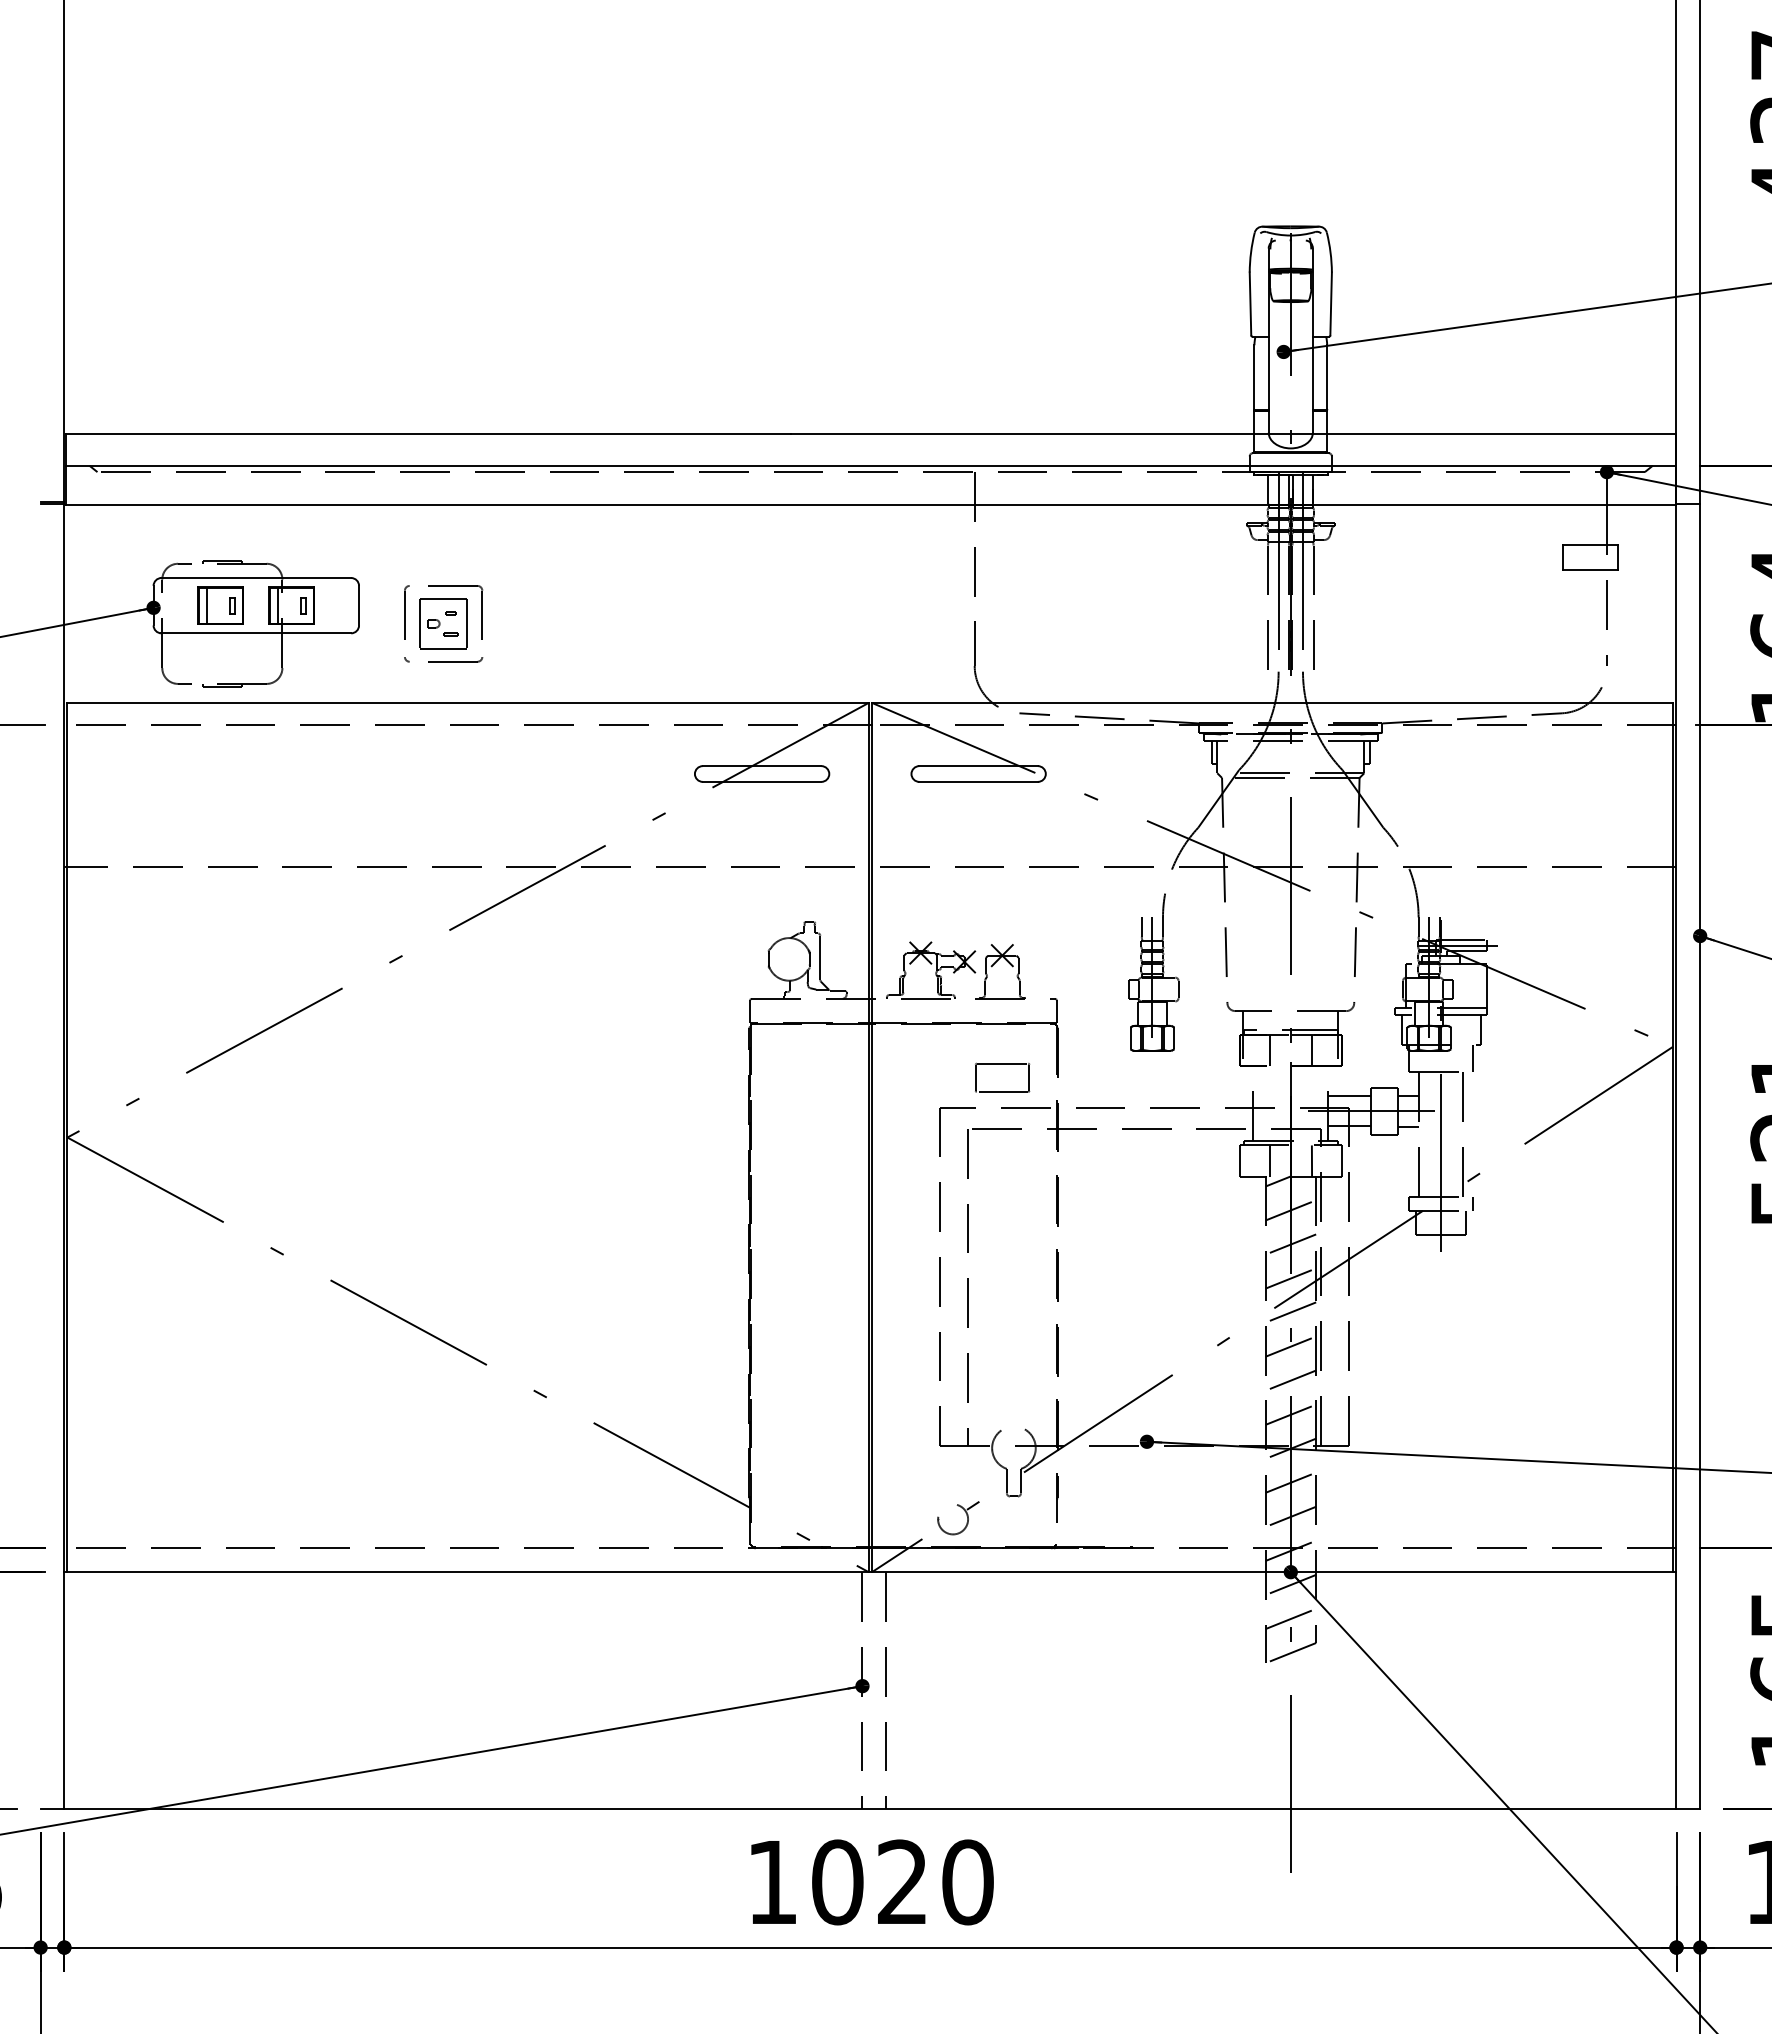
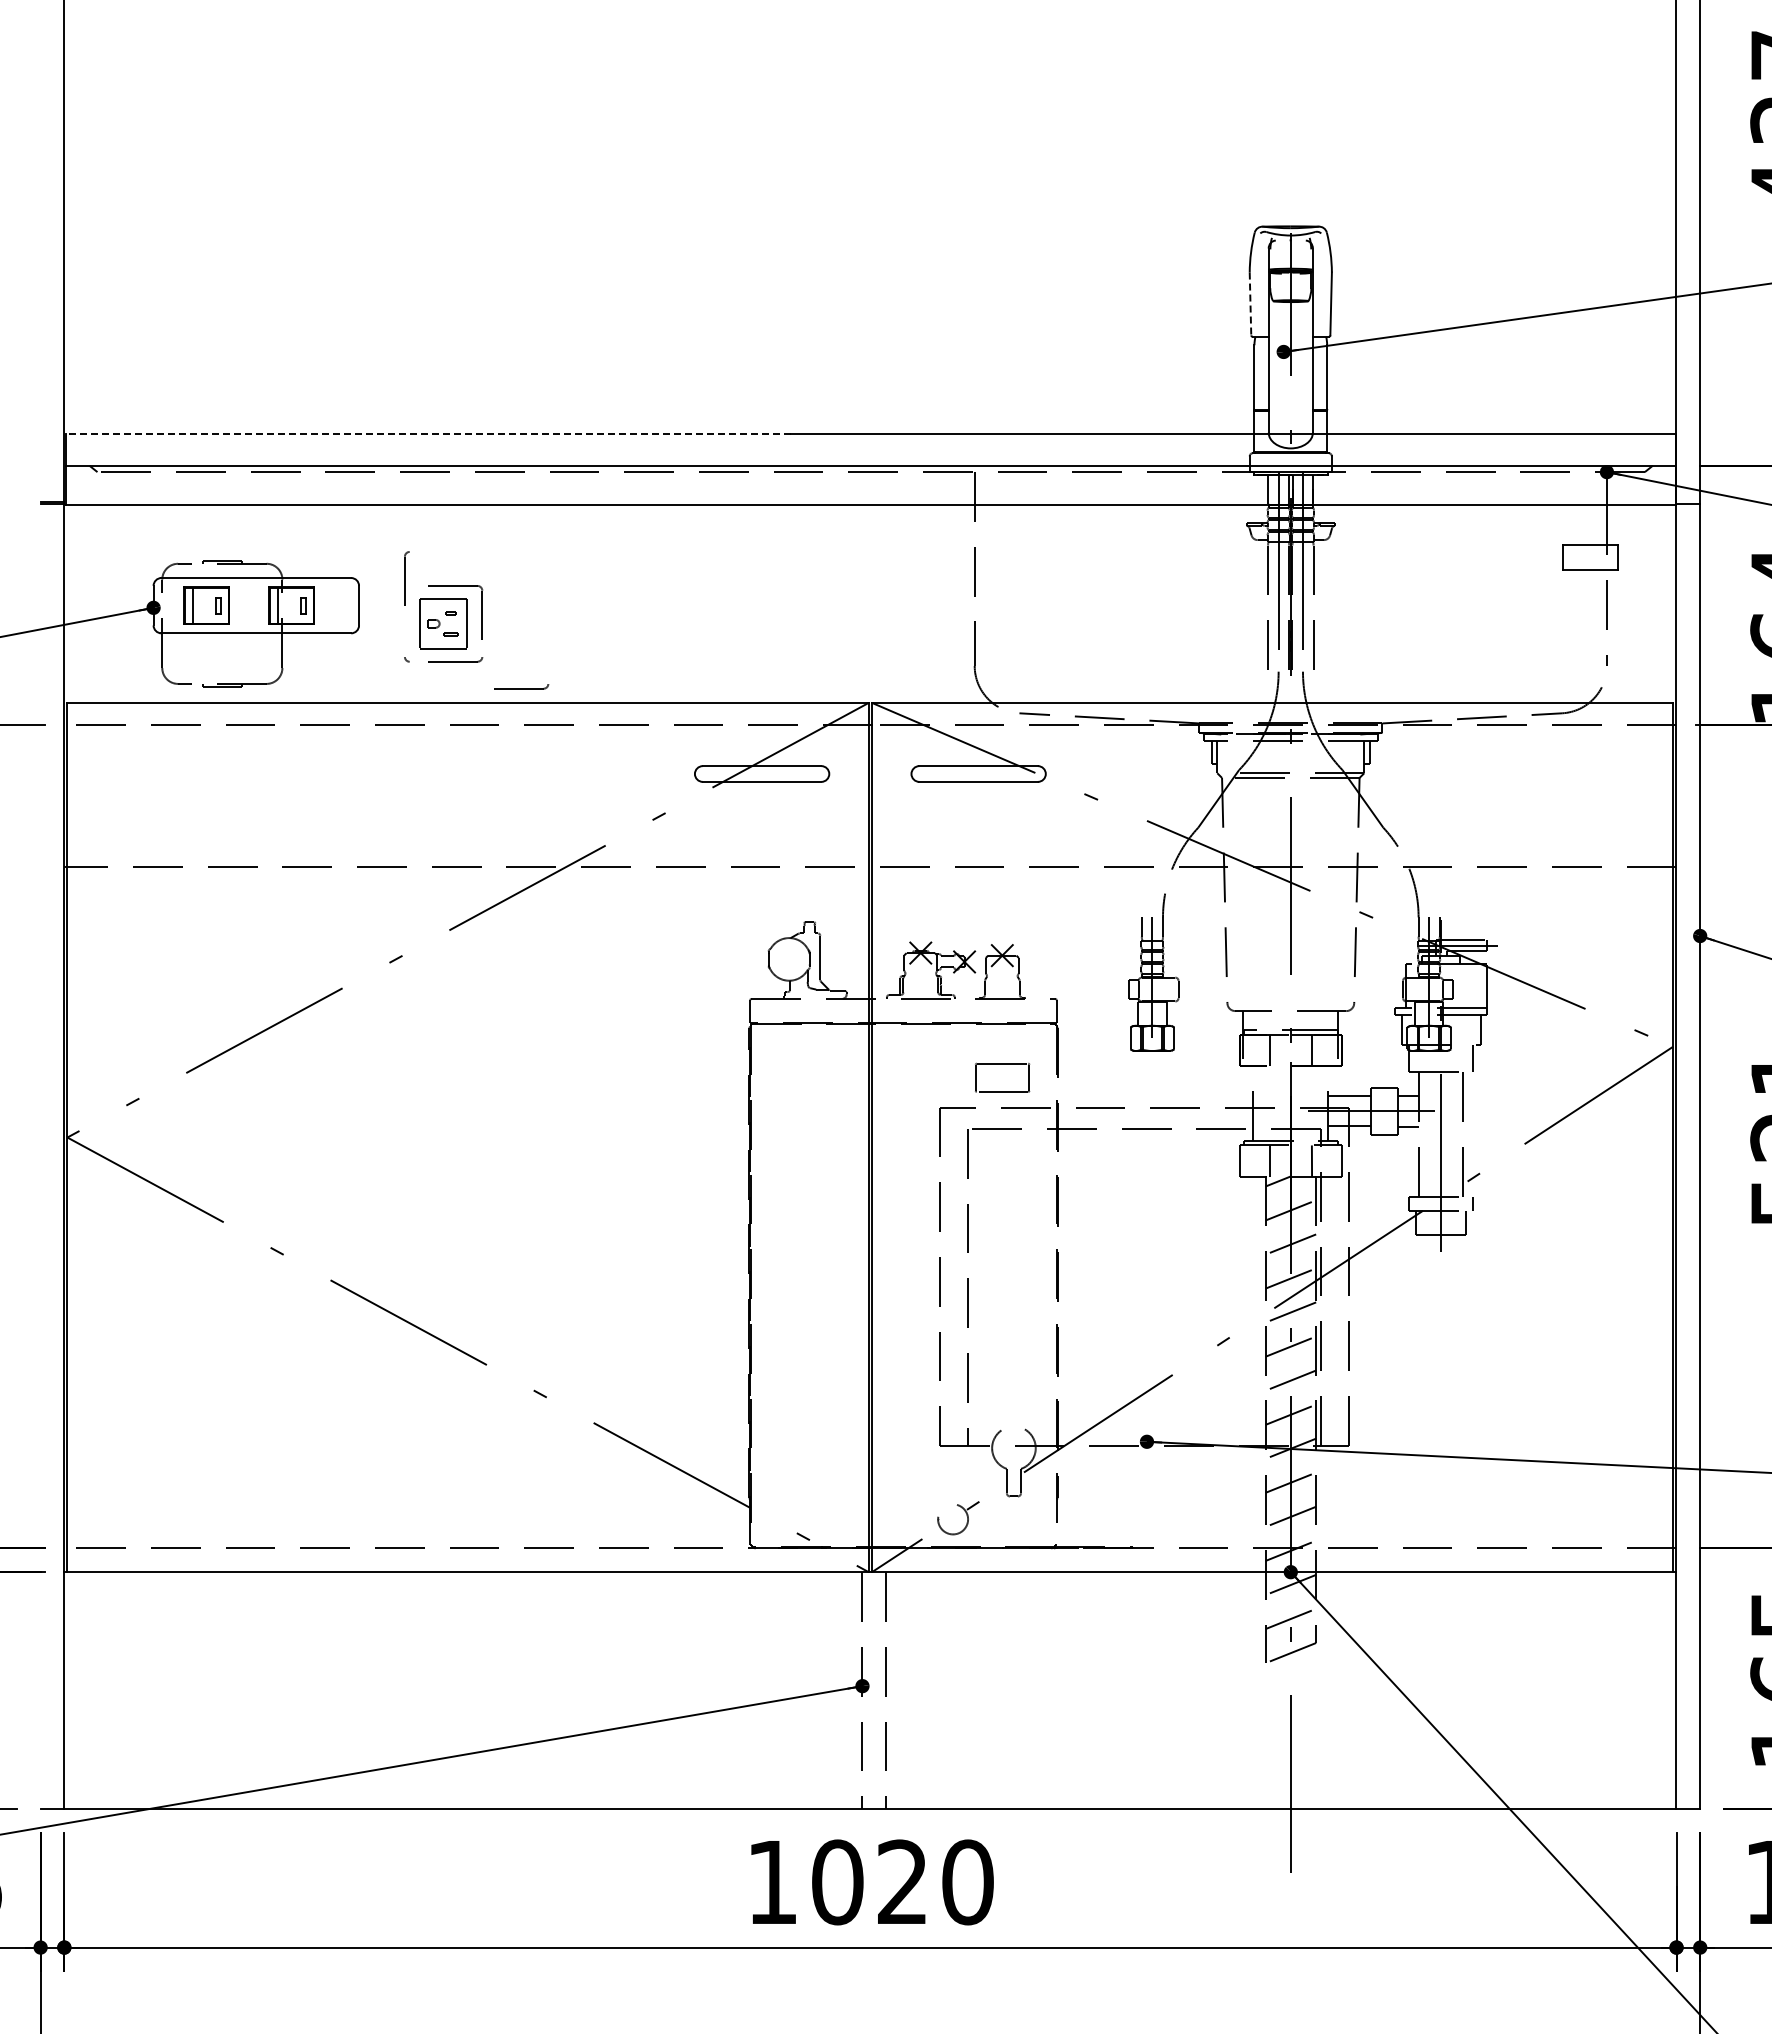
line: solid -> dashed (1250, 304)
line: solid -> dashed (427, 434)
part position: (220, 605) -> (206, 605) (206, 605)
part position: (406, 612) -> (406, 578) (406, 578)
part: none -> present (521, 686)
